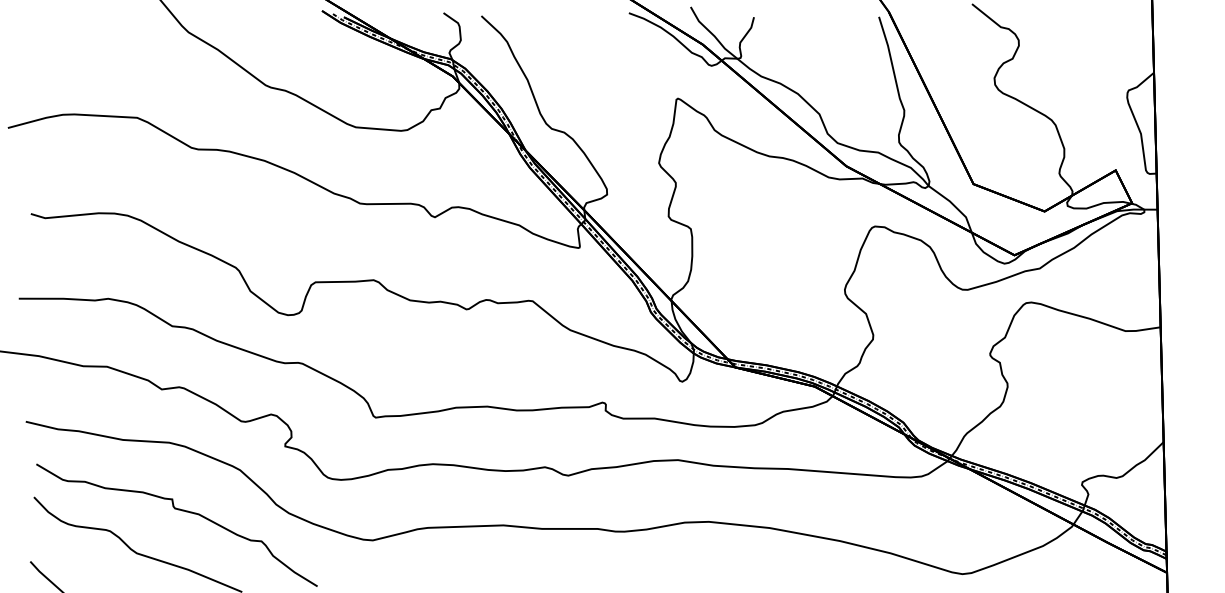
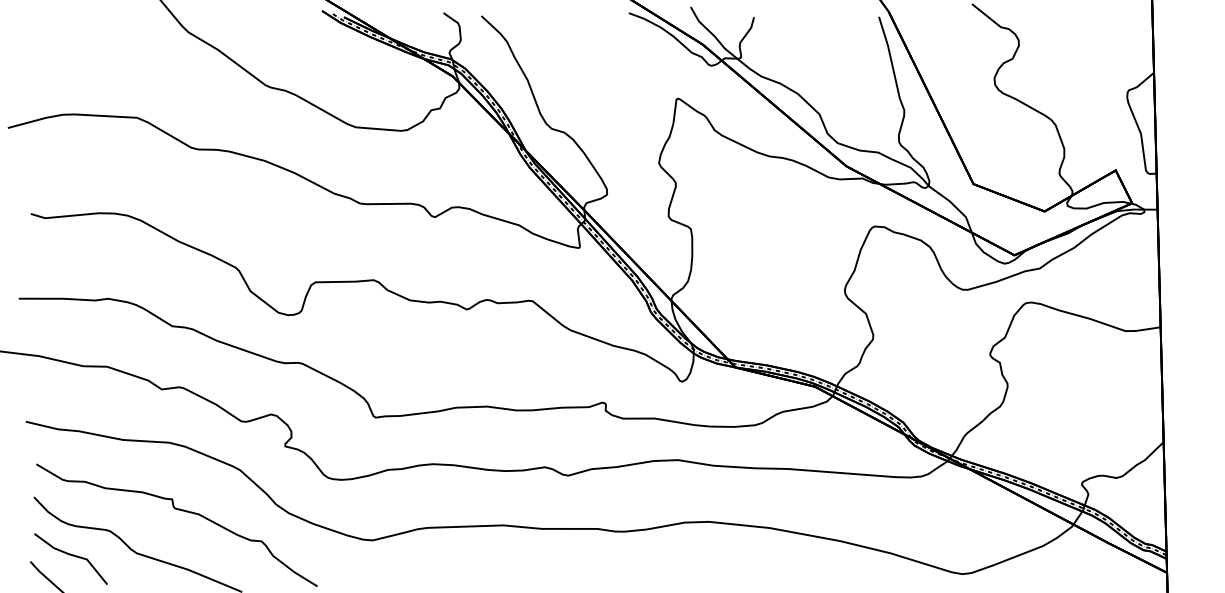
line: none -> present (72, 556)
